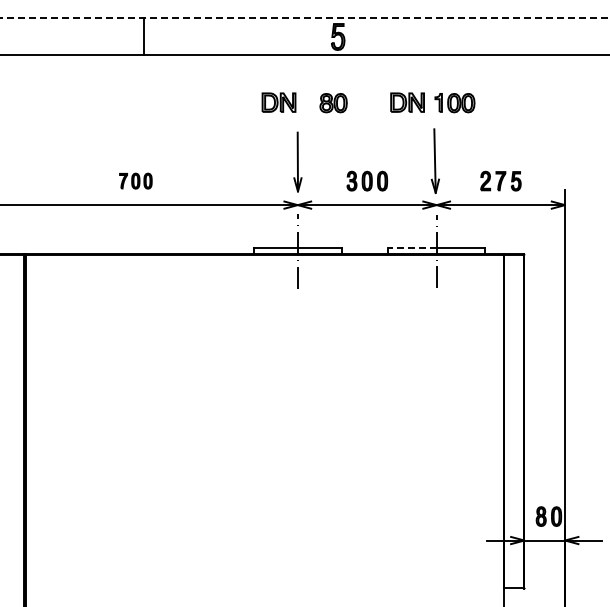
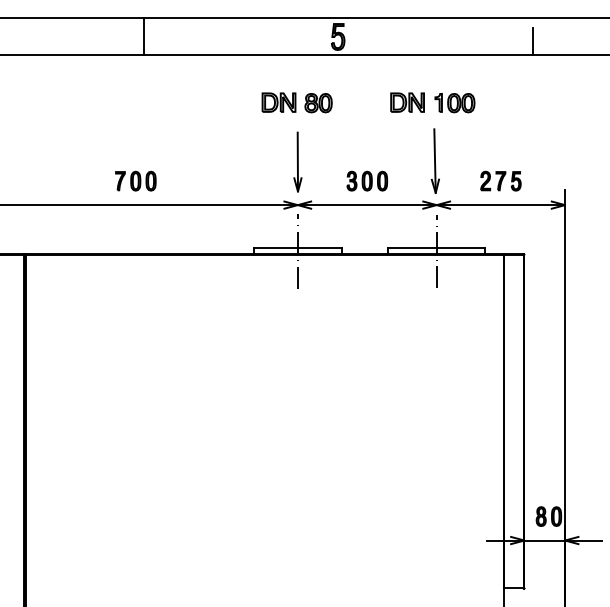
line: dashed -> solid (305, 18)
line: none -> present (532, 41)
part position: (333, 103) -> (318, 103) (318, 103)
part size: 34x18 px -> 42x22 px (135, 180)
line: dashed -> solid (411, 248)
